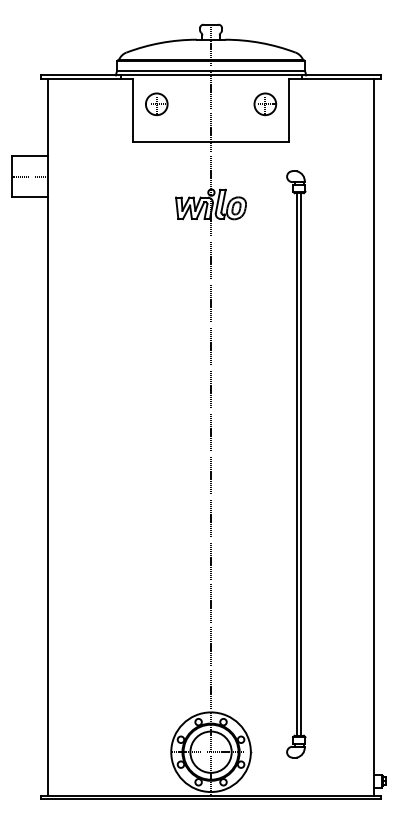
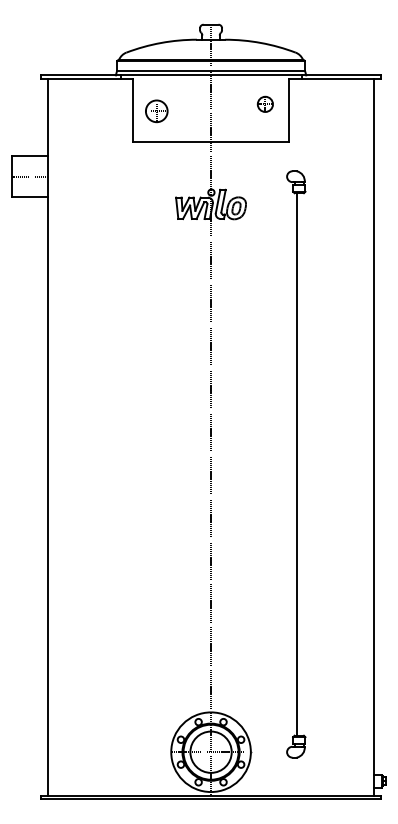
part position: (156, 104) -> (156, 111) (156, 111)
part size: 25x25 px -> 18x18 px (264, 103)
line: present -> none (301, 464)
